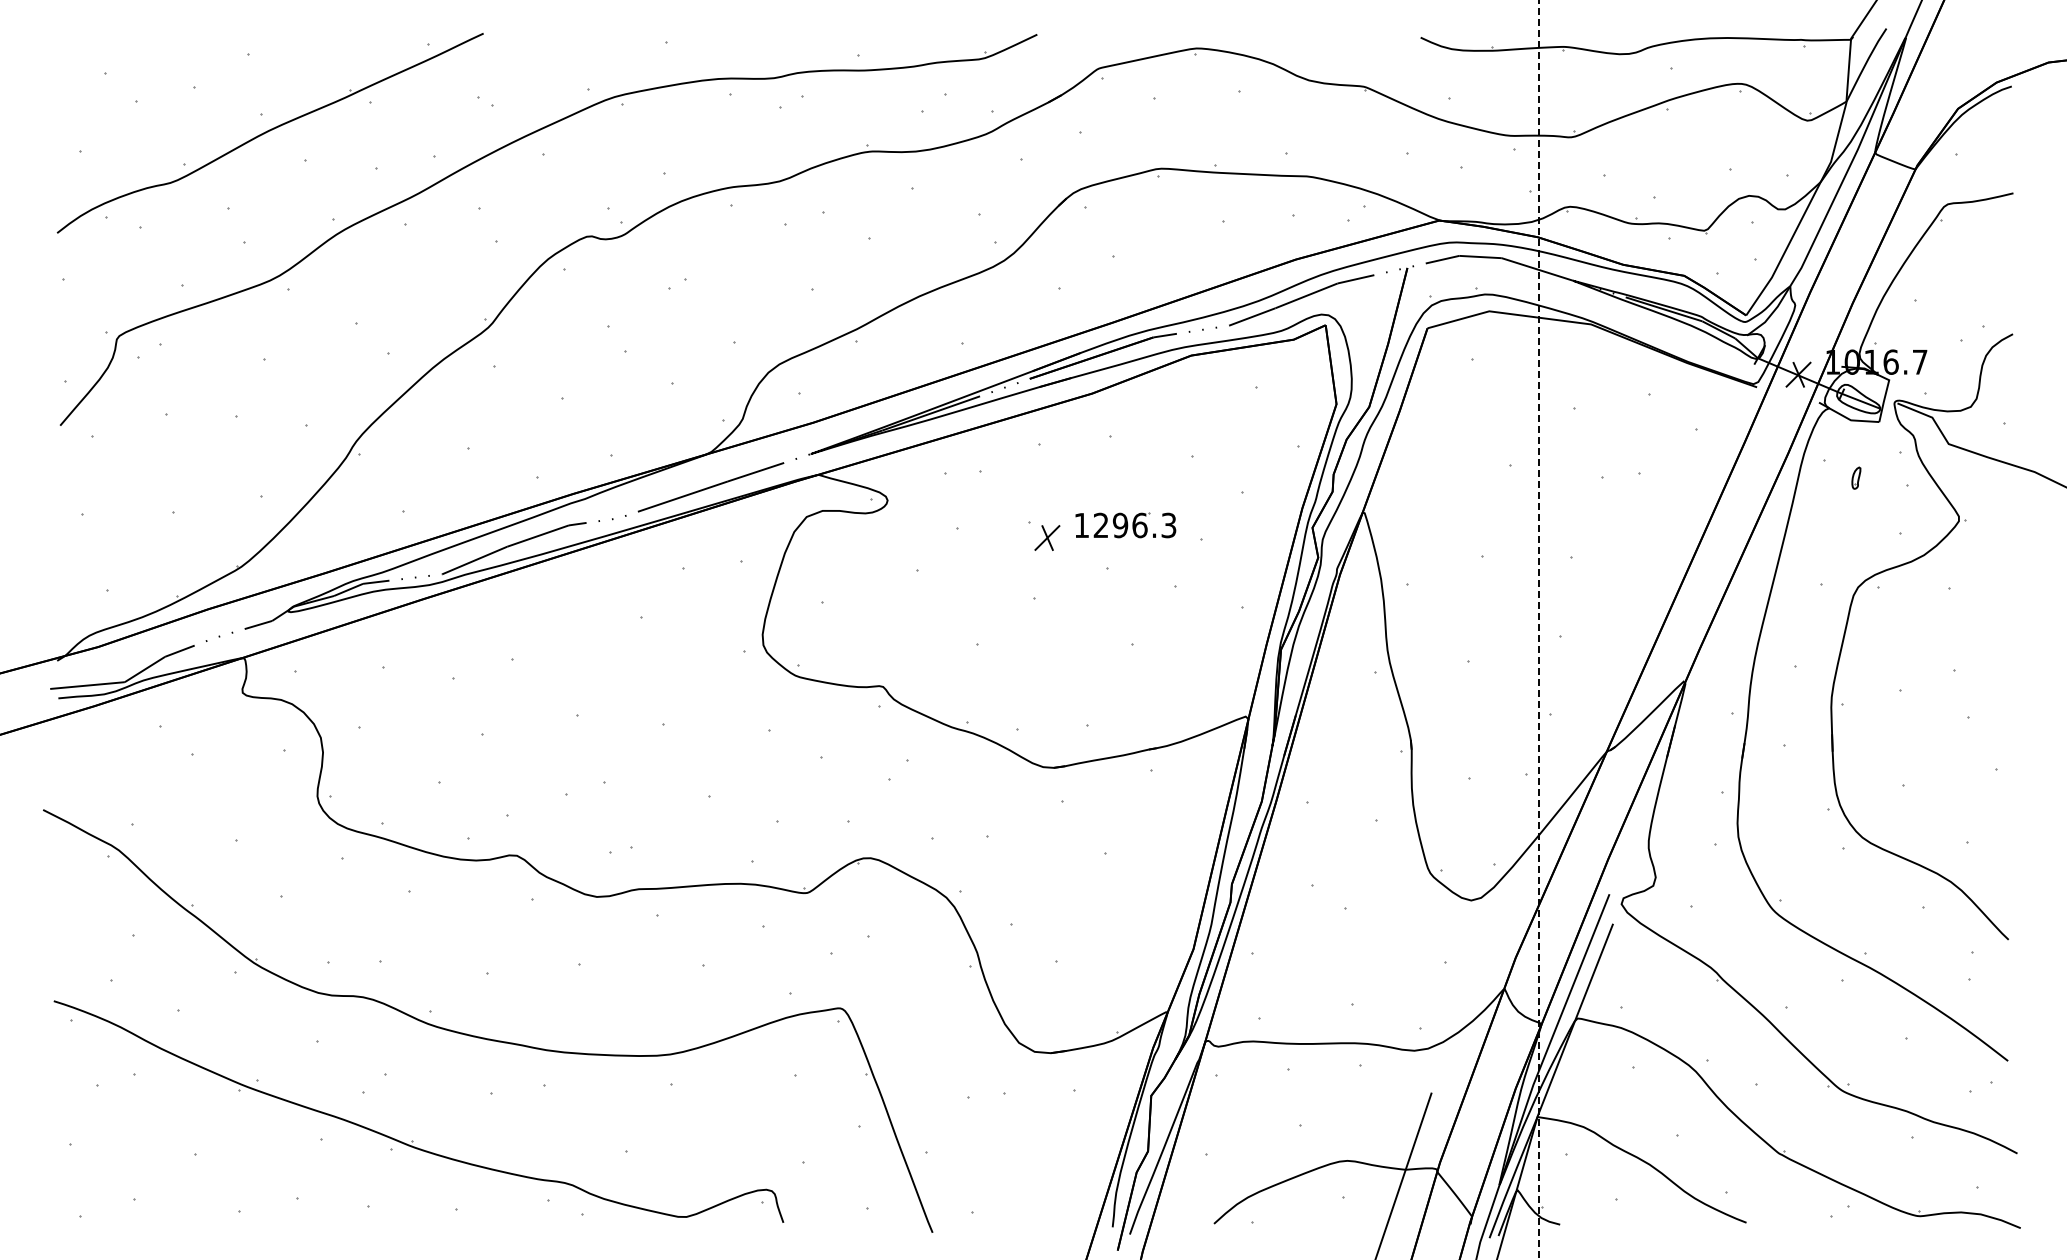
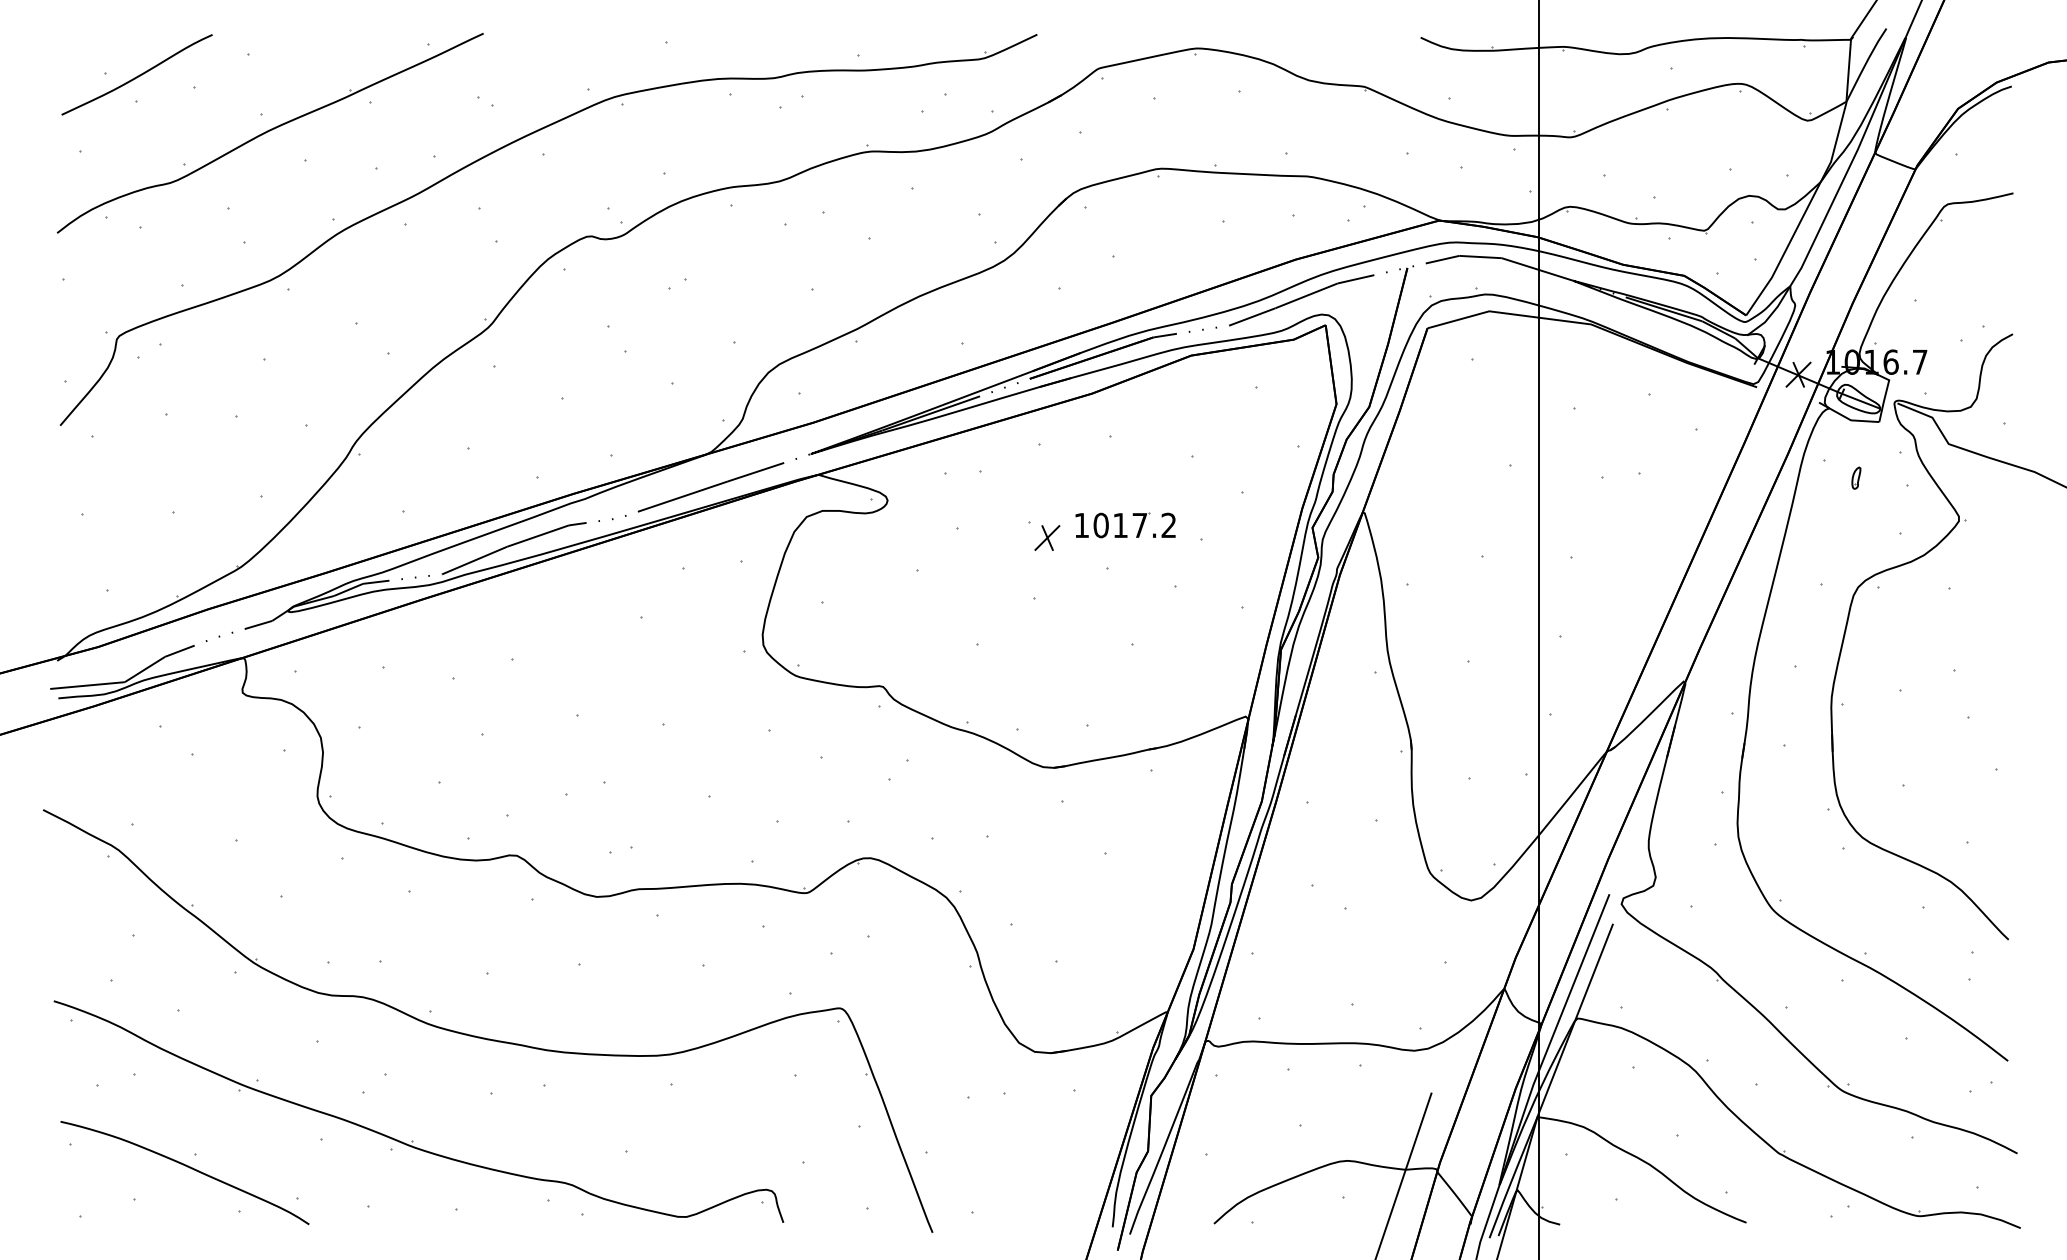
curve: none -> present (137, 75)
text: 1296.3 -> 1017.2 (1134, 525)
line: dashed -> solid (1538, 629)
curve: none -> present (187, 1167)
